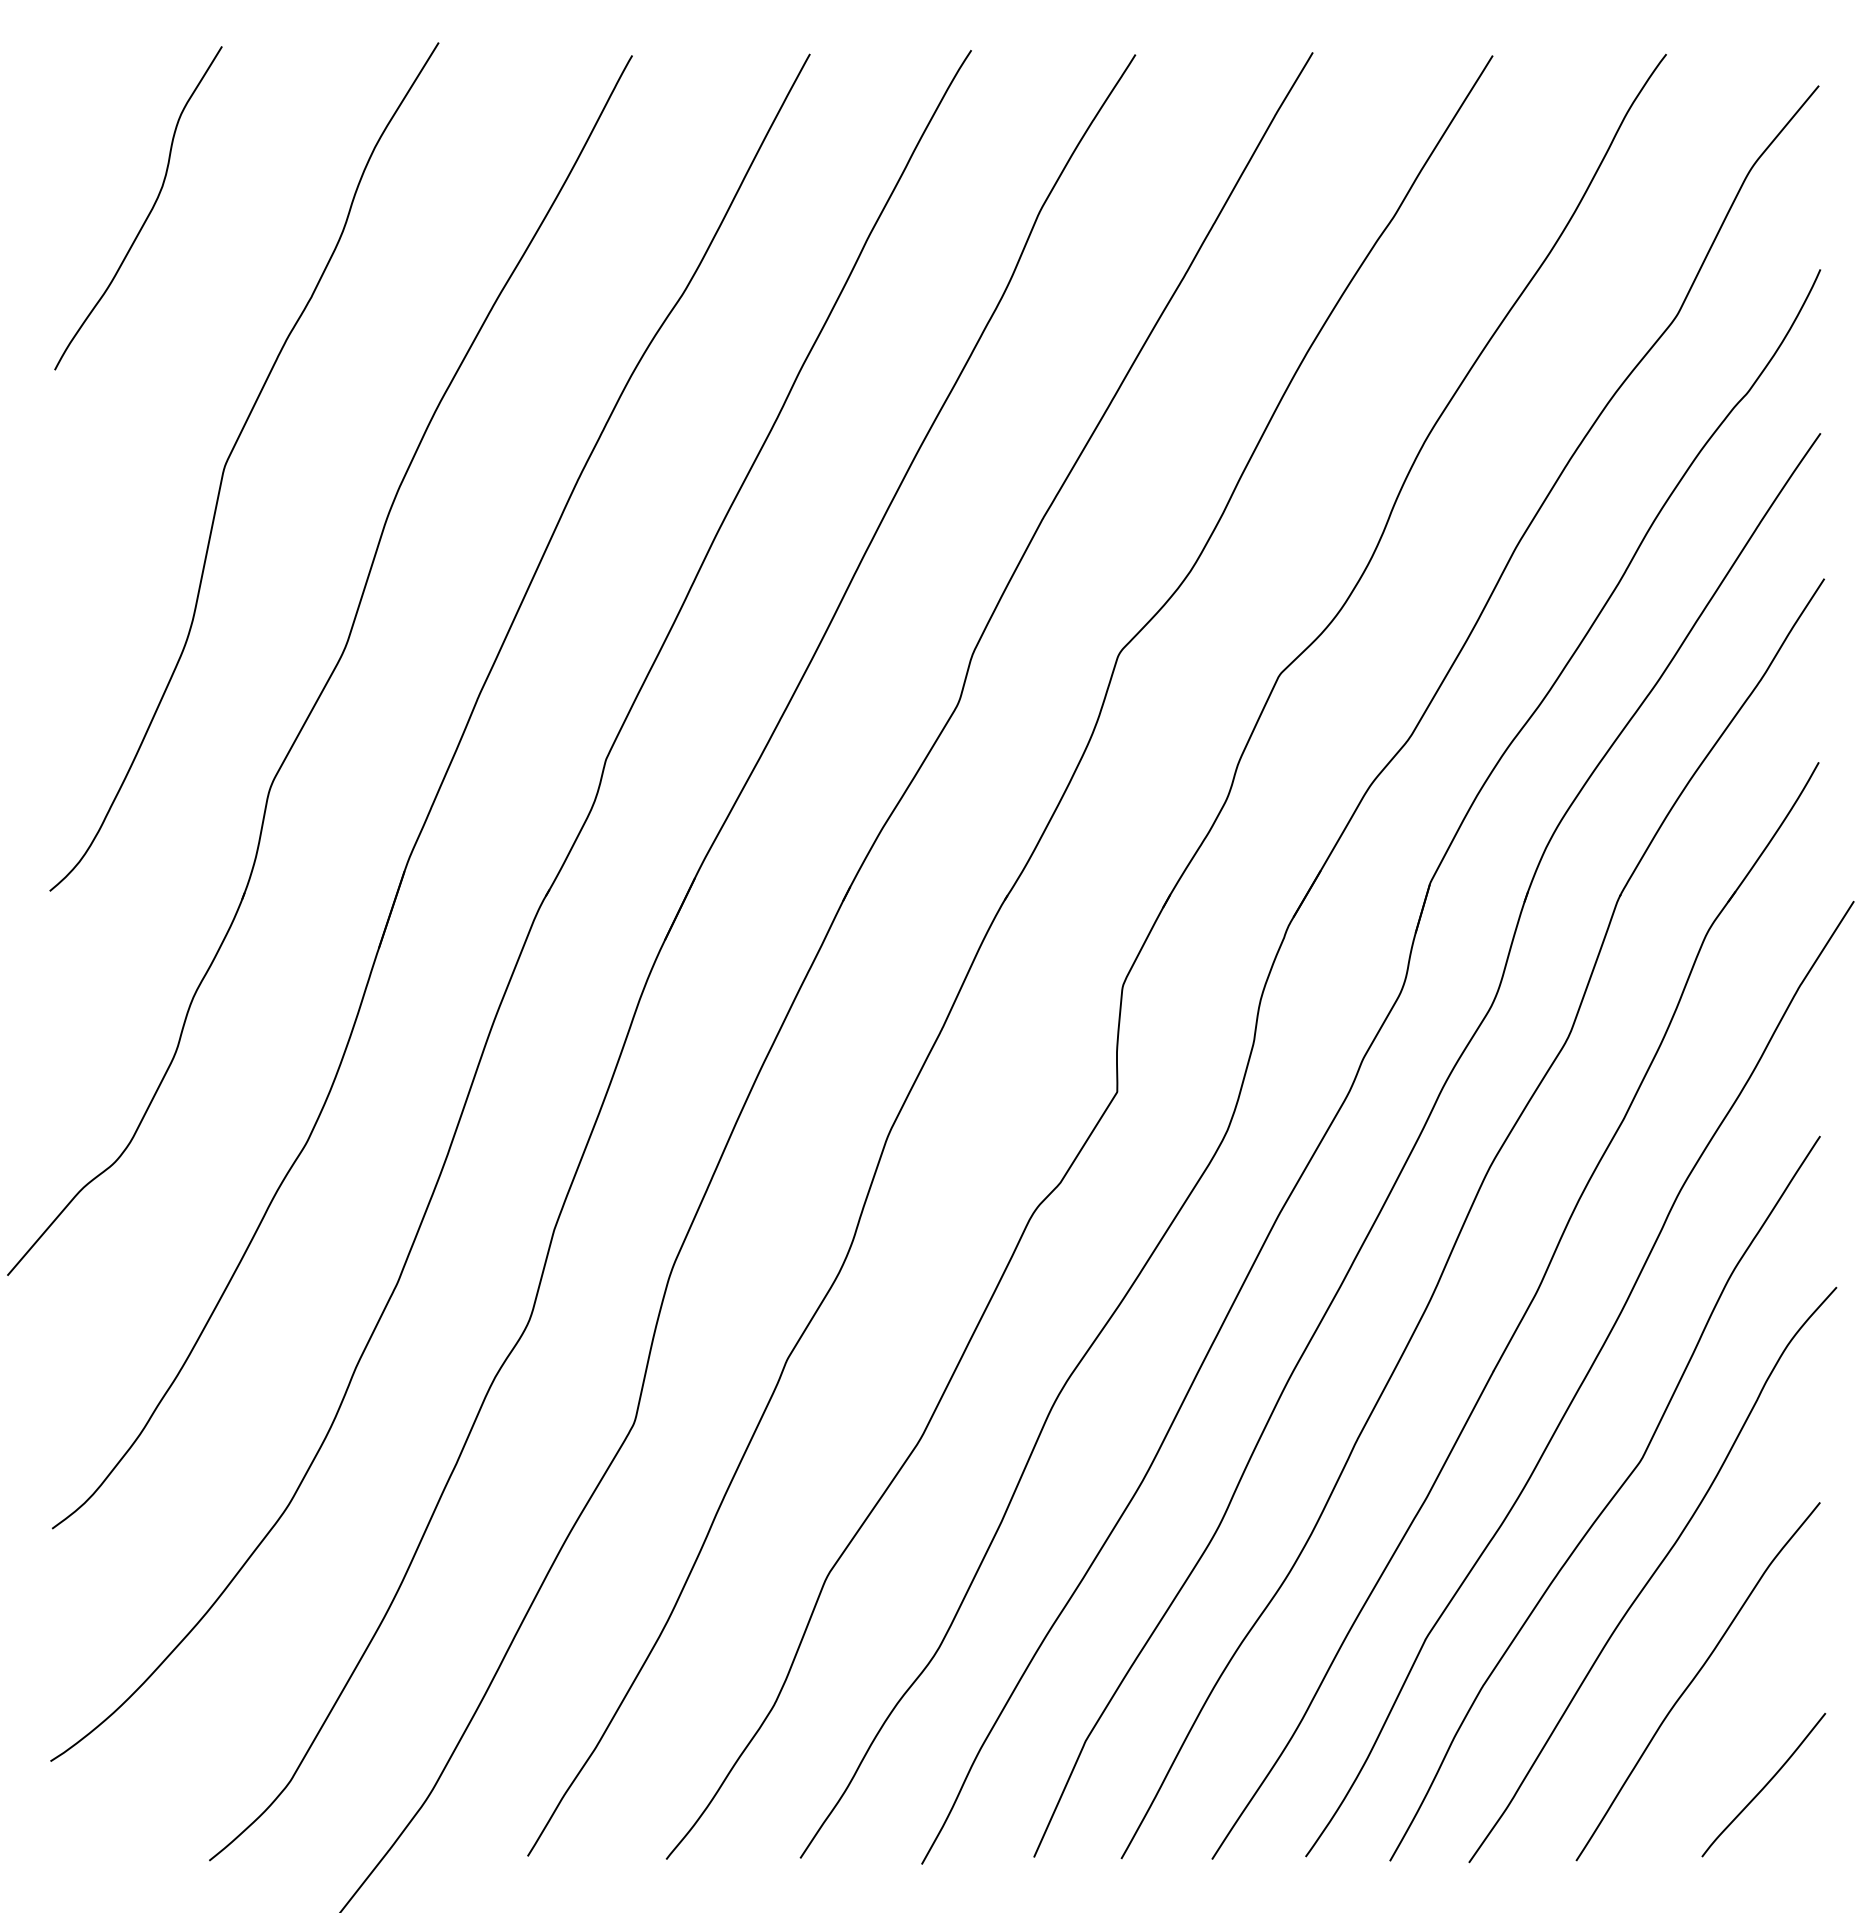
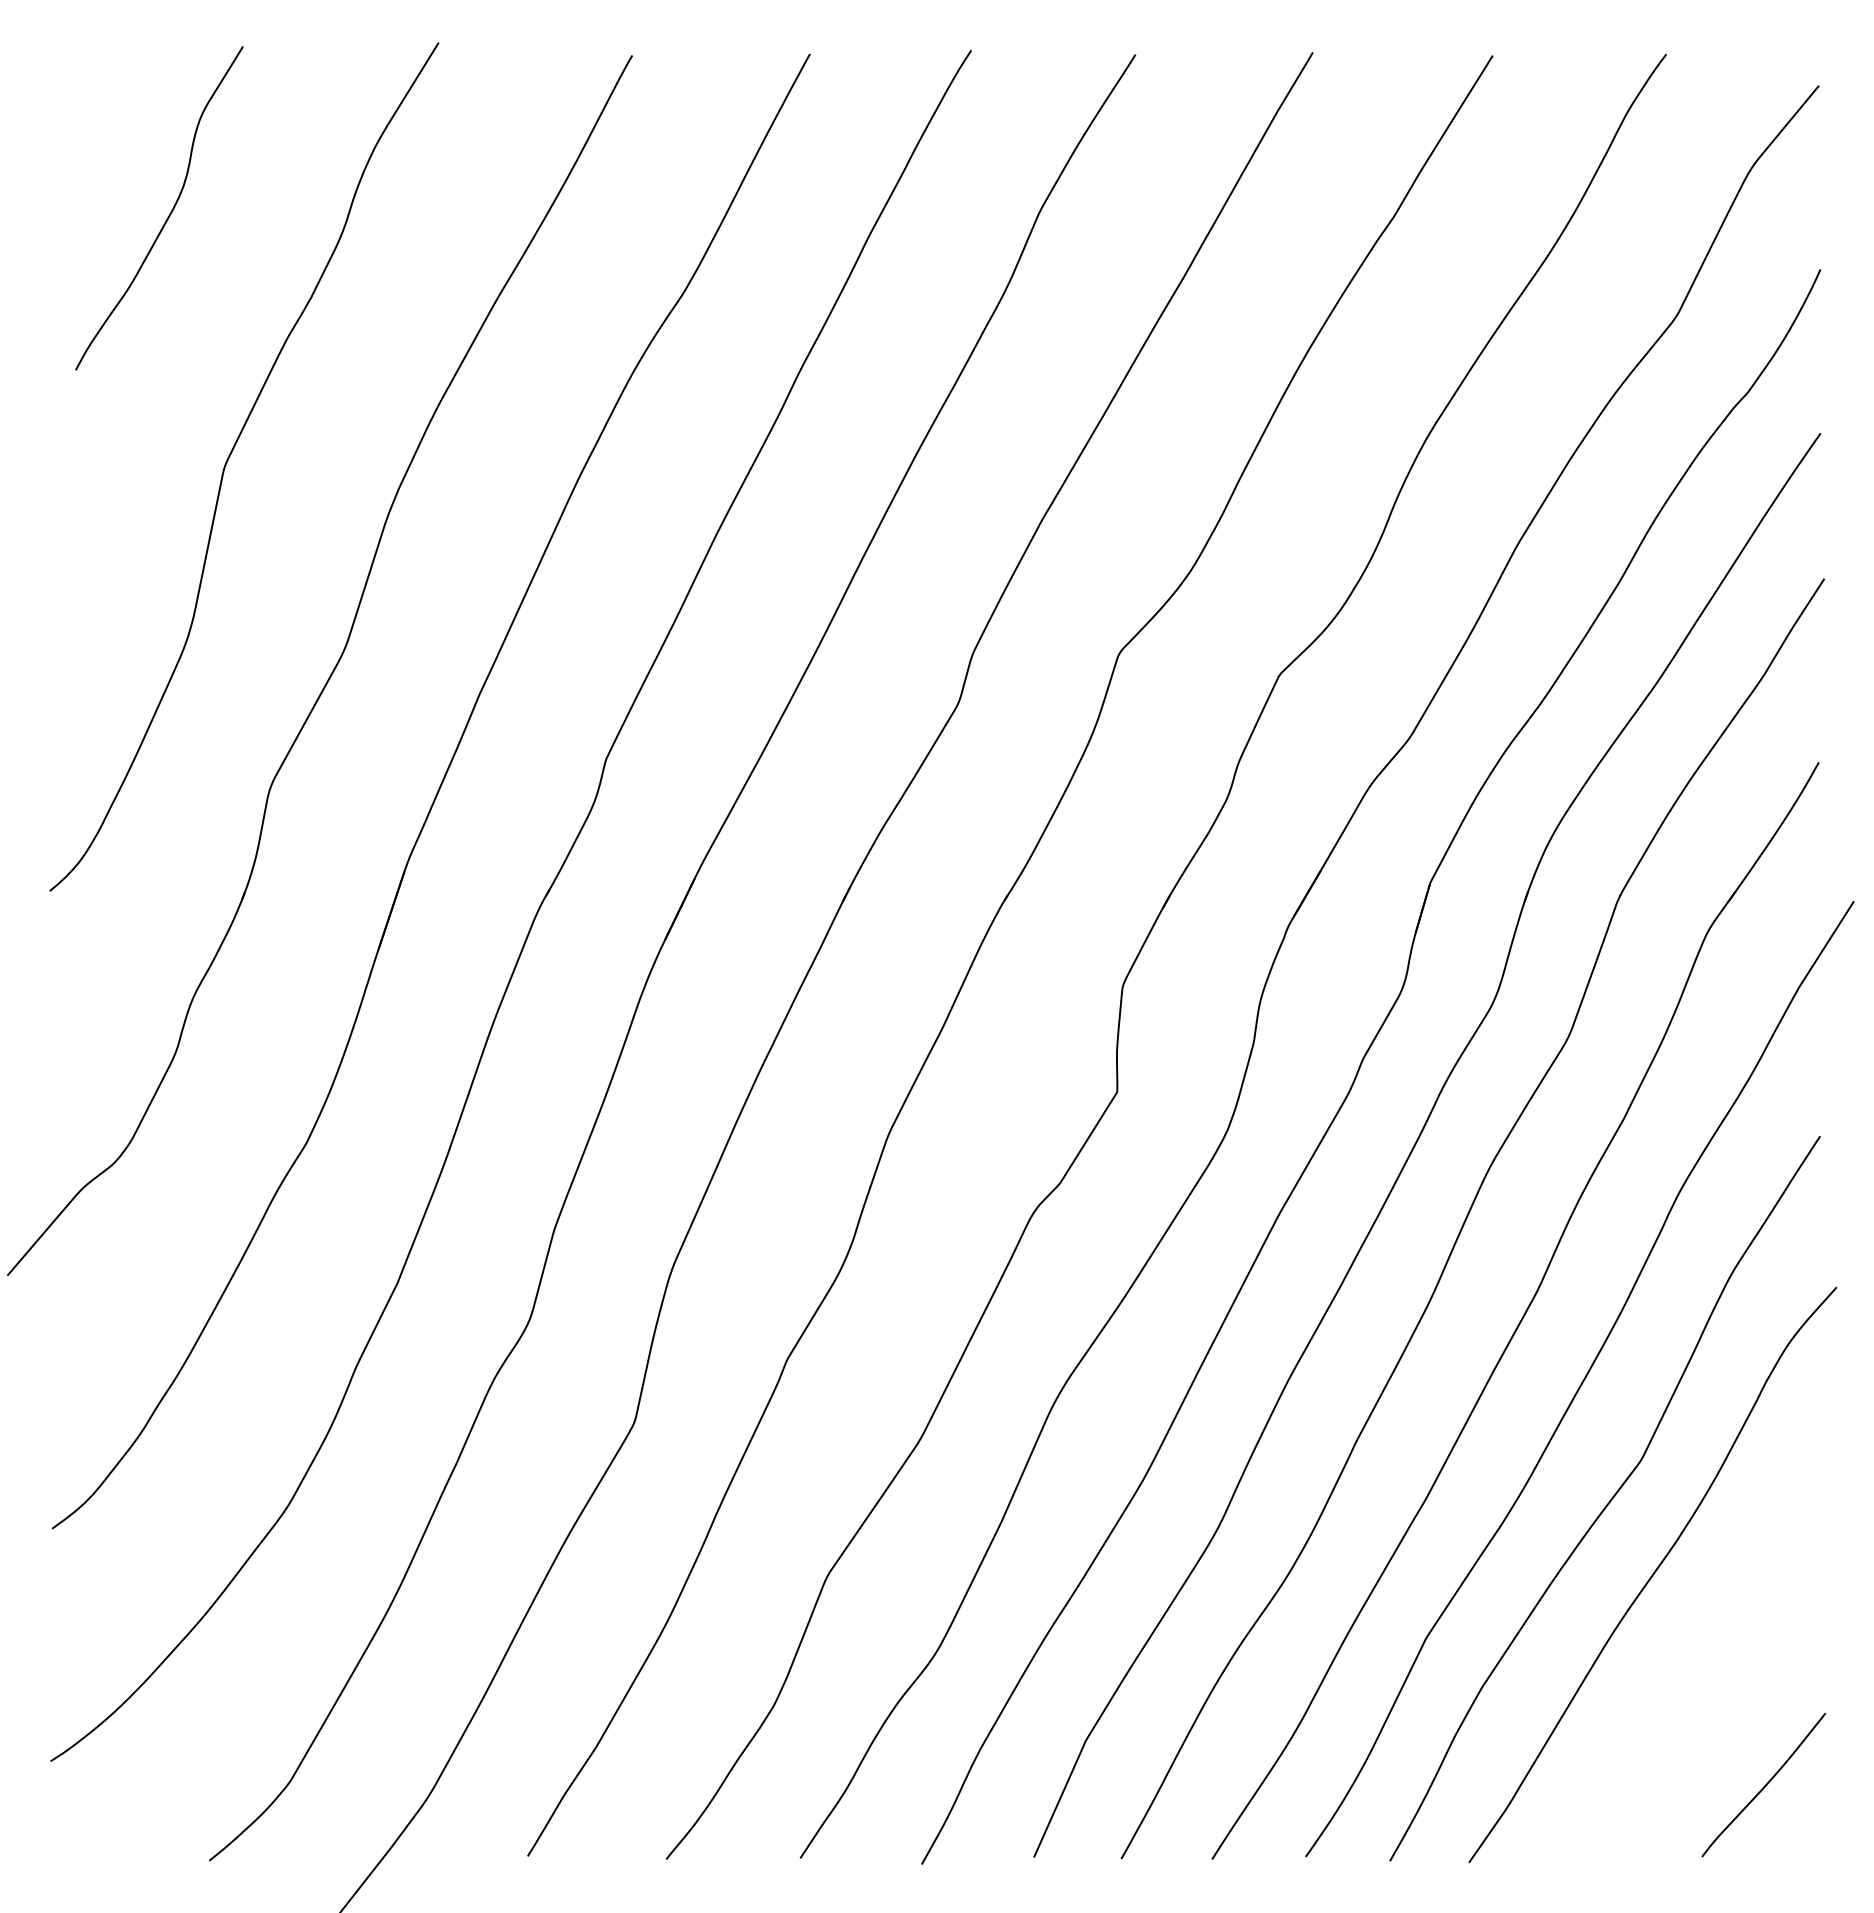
curve position: (148, 213) -> (169, 213) (169, 213)
curve: present -> none (1695, 1678)
